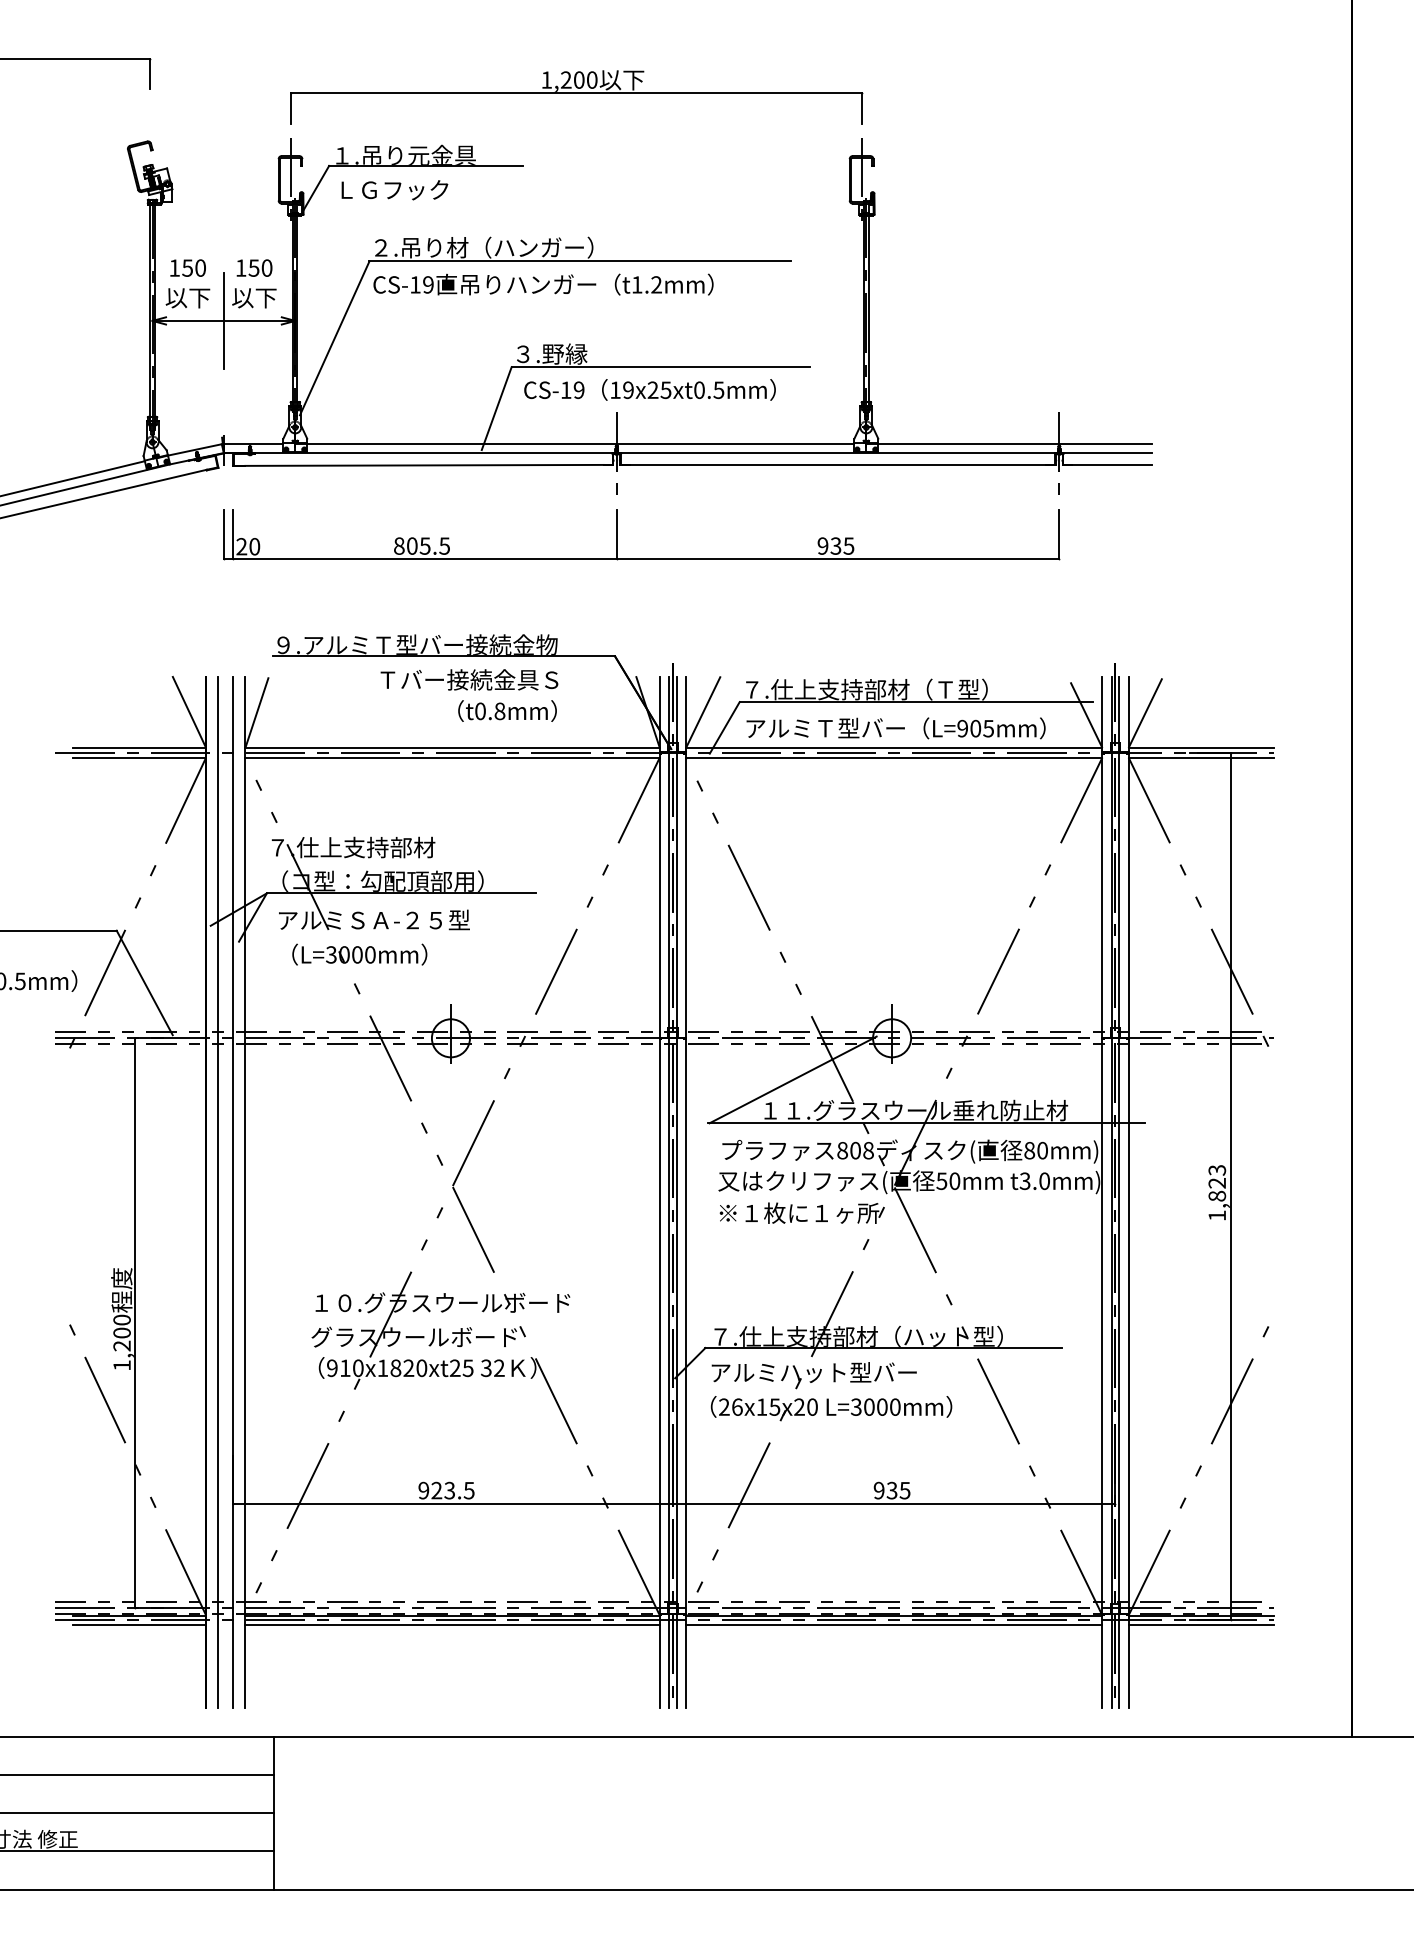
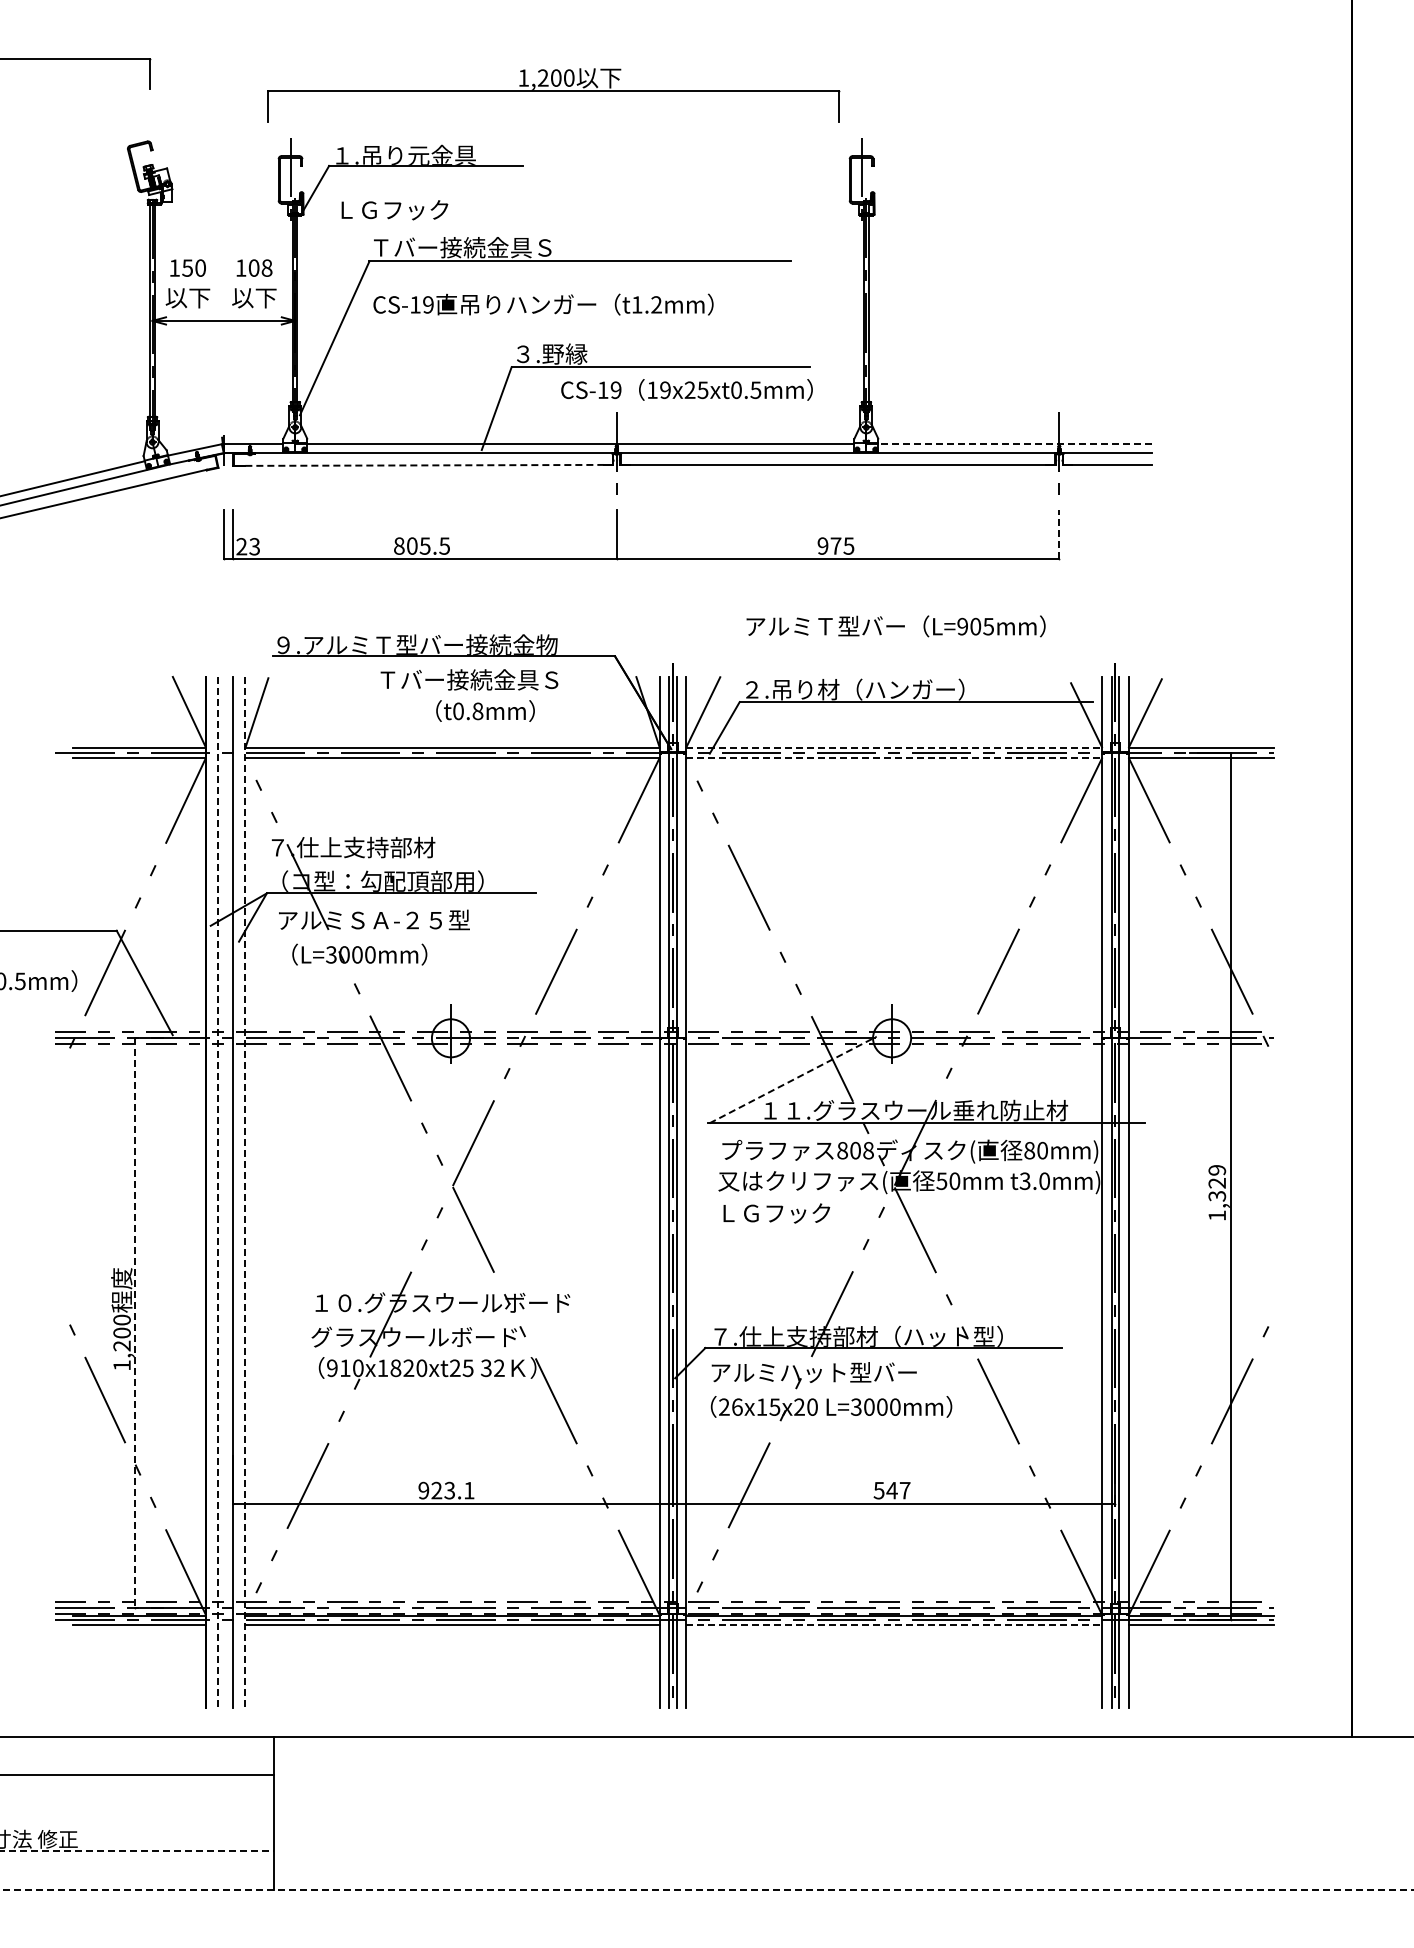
part position: (576, 97) -> (553, 95) (553, 95)
text position: (394, 190) -> (394, 210) (394, 210)
text: ２.吊り材（ハンガー） -> Ｔバー接続金具Ｓ (483, 247)
text: 150 -> 108 (260, 267)
text position: (543, 284) -> (543, 304) (543, 304)
line: present -> none (223, 321)
text position: (649, 389) -> (686, 389) (686, 389)
line: solid -> dashed (1015, 444)
line: solid -> dashed (425, 465)
line: solid -> dashed (1059, 534)
text: 935 -> 975 (835, 545)
text: 20 -> 23 (254, 546)
text: ７.仕上支持部材（Ｔ型） -> ２.吊り材（ハンガー） (866, 689)
text position: (507, 710) -> (485, 710) (485, 710)
text position: (895, 728) -> (895, 626) (895, 626)
line: solid -> dashed (894, 748)
line: solid -> dashed (894, 757)
line: solid -> dashed (793, 1079)
text: 1,823 -> 1,329 (1216, 1183)
line: solid -> dashed (217, 1192)
line: solid -> dashed (245, 1192)
text: ※１枚に１ヶ所 -> ＬＧフック (799, 1212)
line: solid -> dashed (135, 1323)
text: 923.5 -> 923.1 (468, 1490)
text: 935 -> 547 (891, 1490)
line: solid -> dashed (894, 1625)
line: present -> none (137, 1813)
line: solid -> dashed (137, 1851)
line: solid -> dashed (707, 1889)
